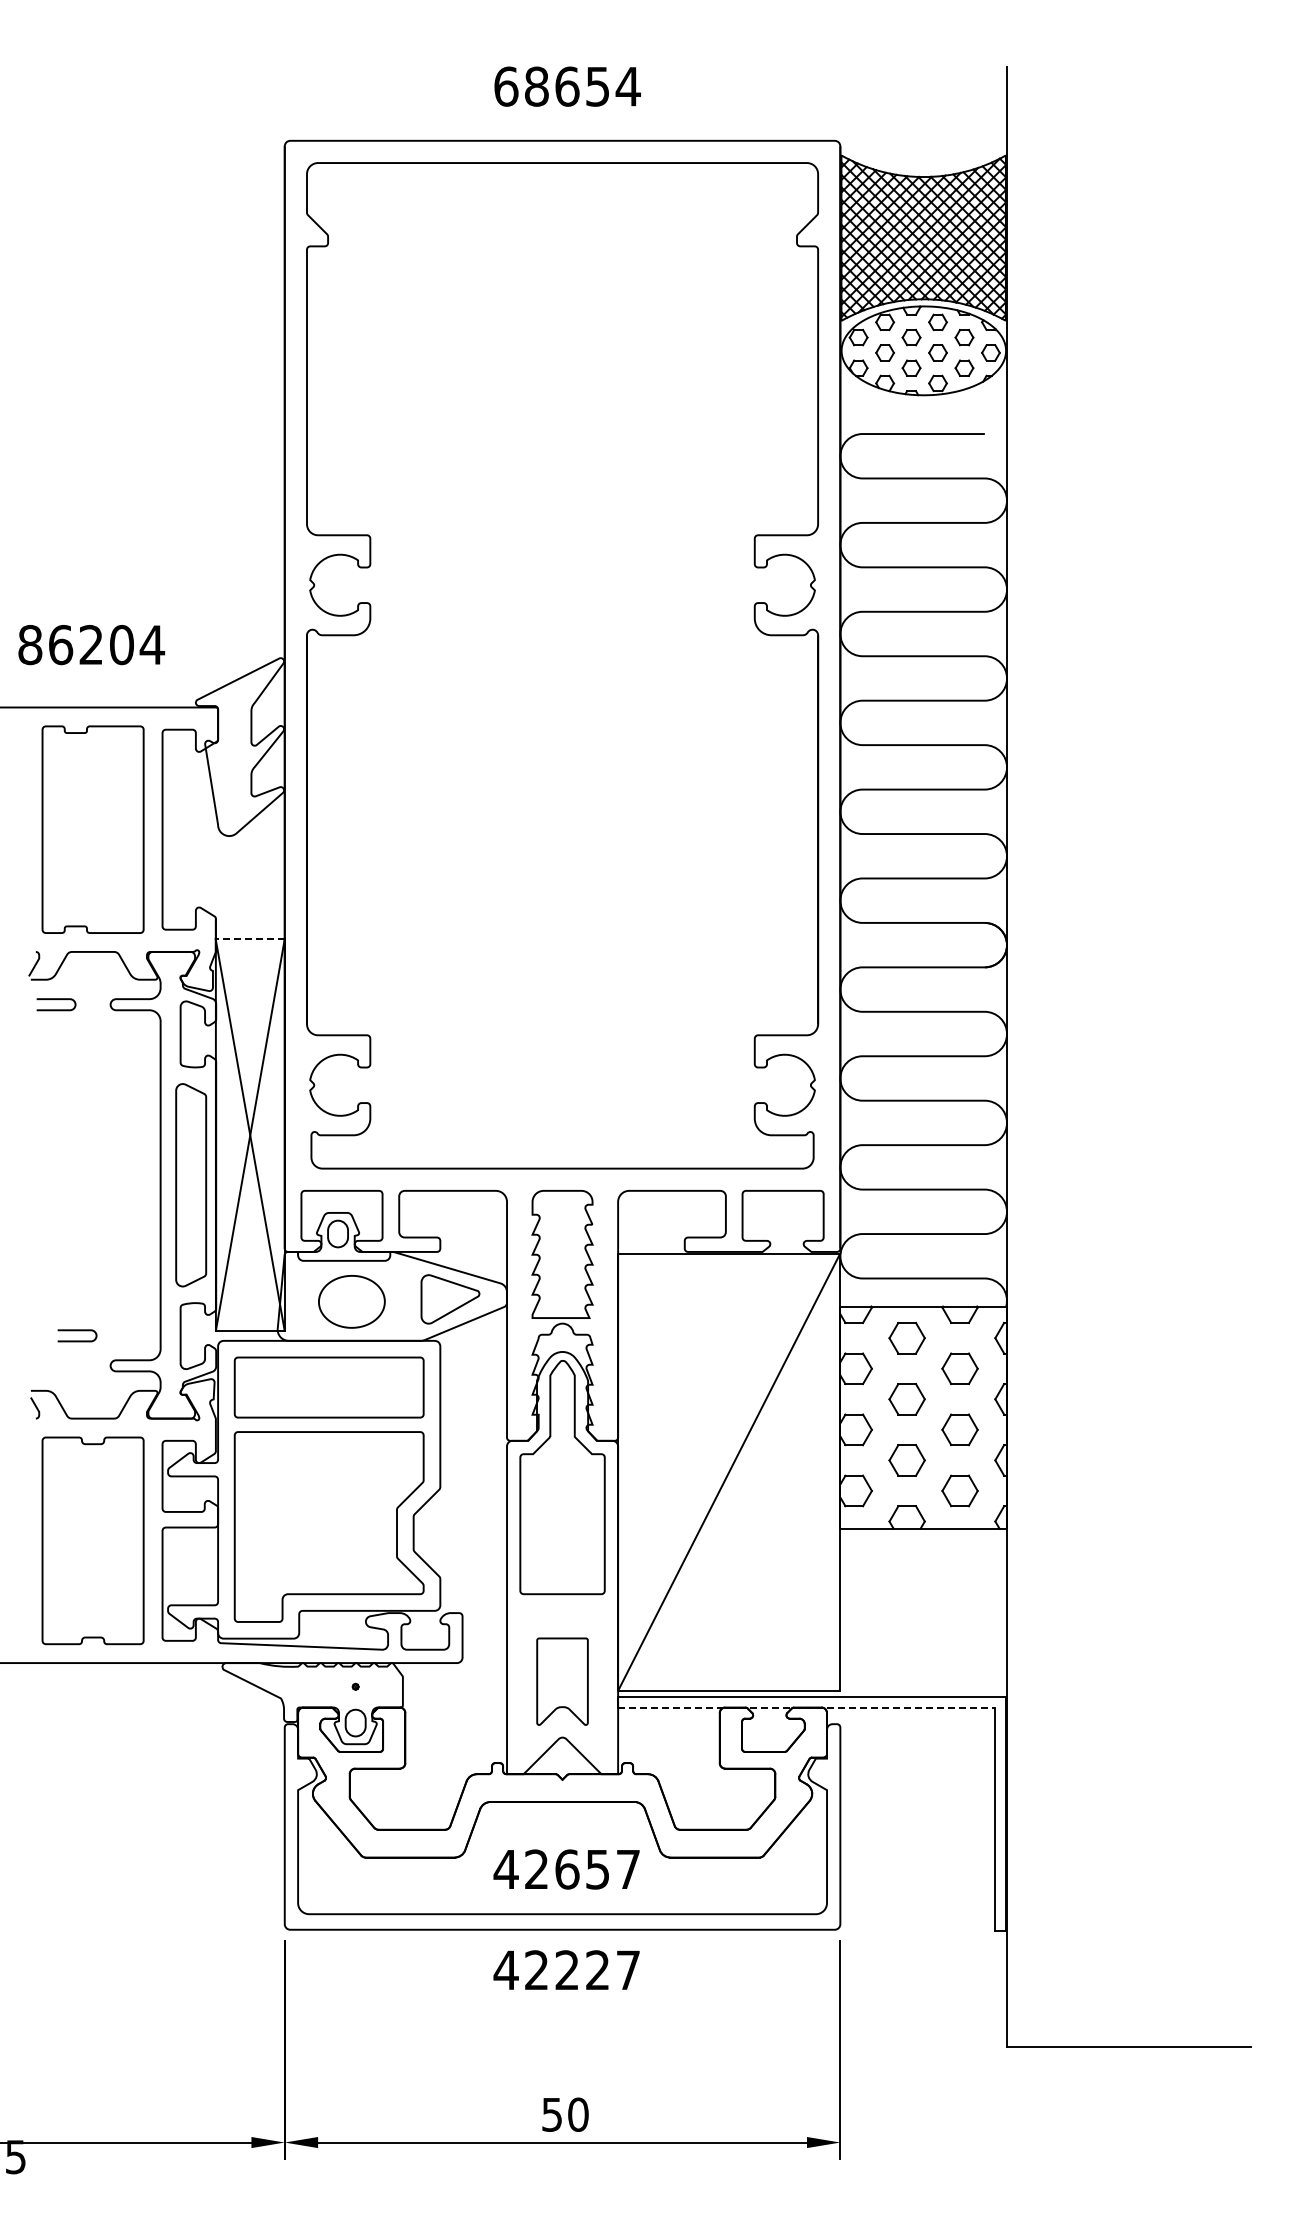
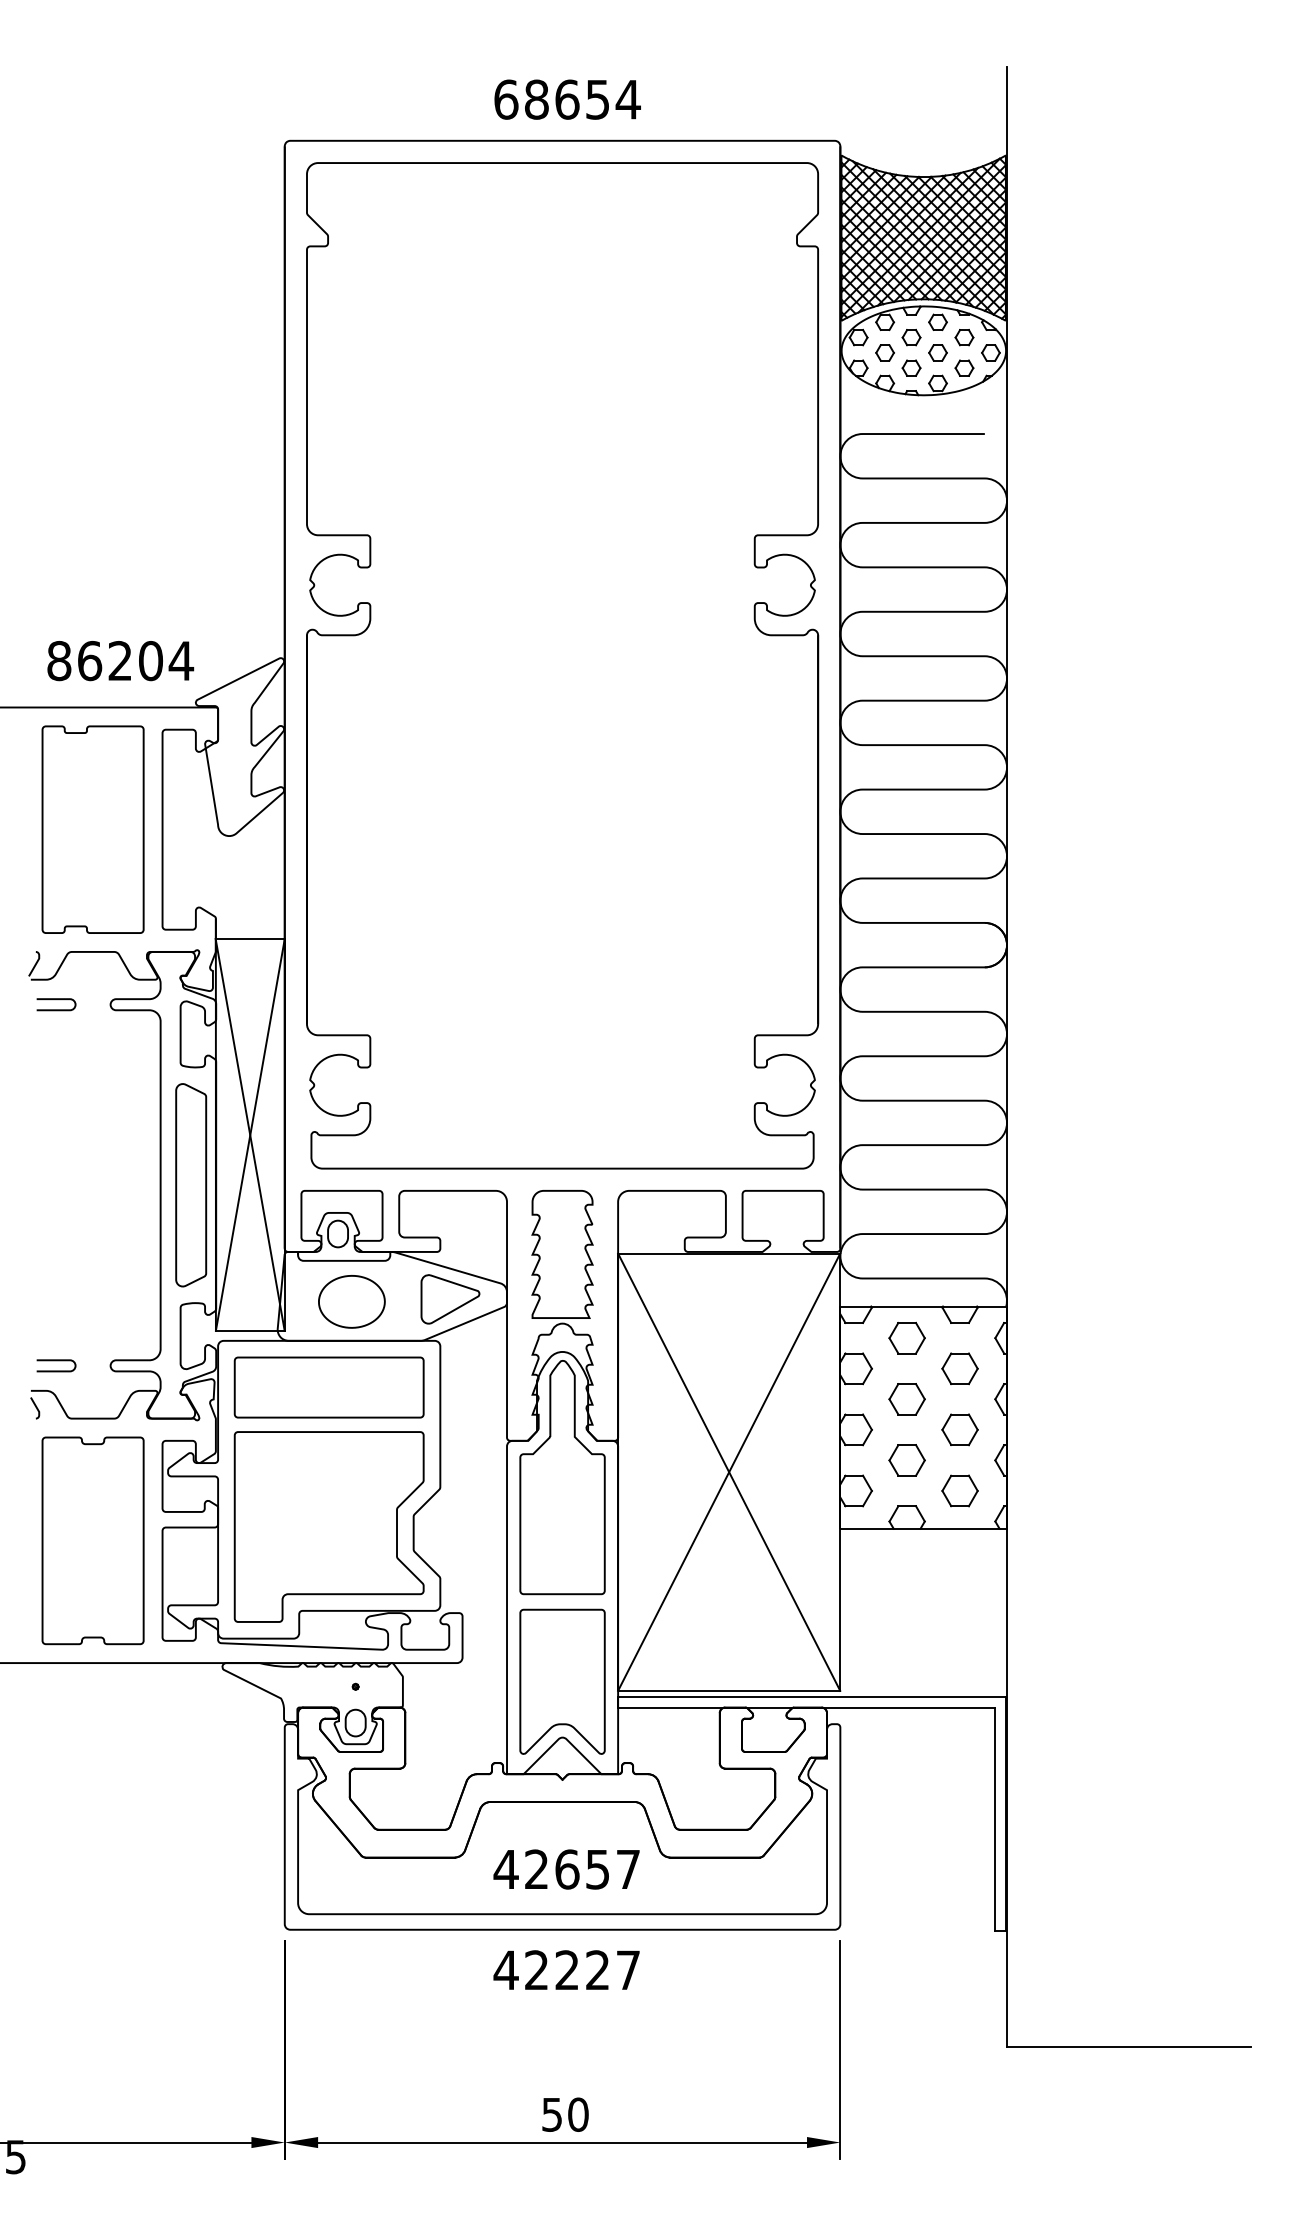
text position: (567, 86) -> (567, 99) (567, 99)
text position: (91, 645) -> (120, 661) (120, 661)
line: dashed -> solid (249, 939)
curve position: (77, 1331) -> (56, 1361) (56, 1361)
line: none -> present (729, 1471)
part size: 53x89 px -> 87x147 px (562, 1681)
line: dashed -> solid (807, 1708)
